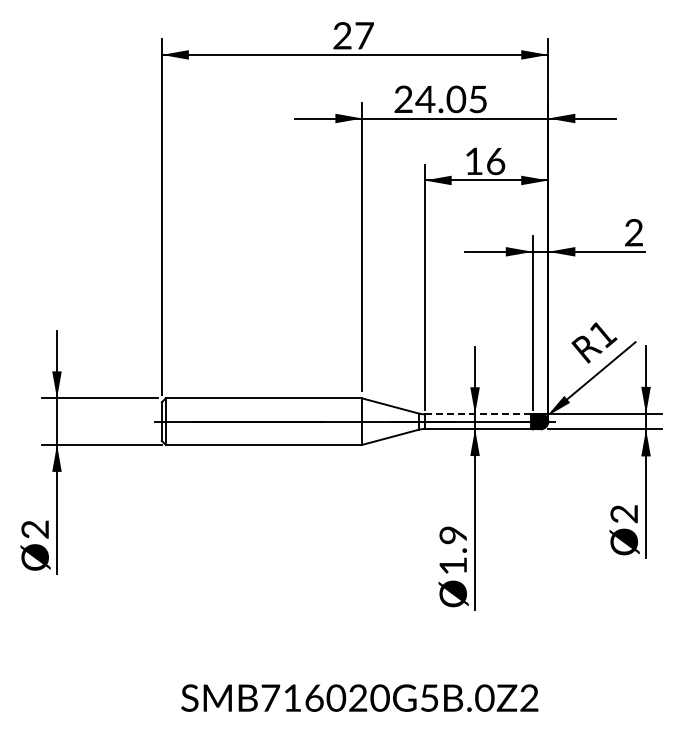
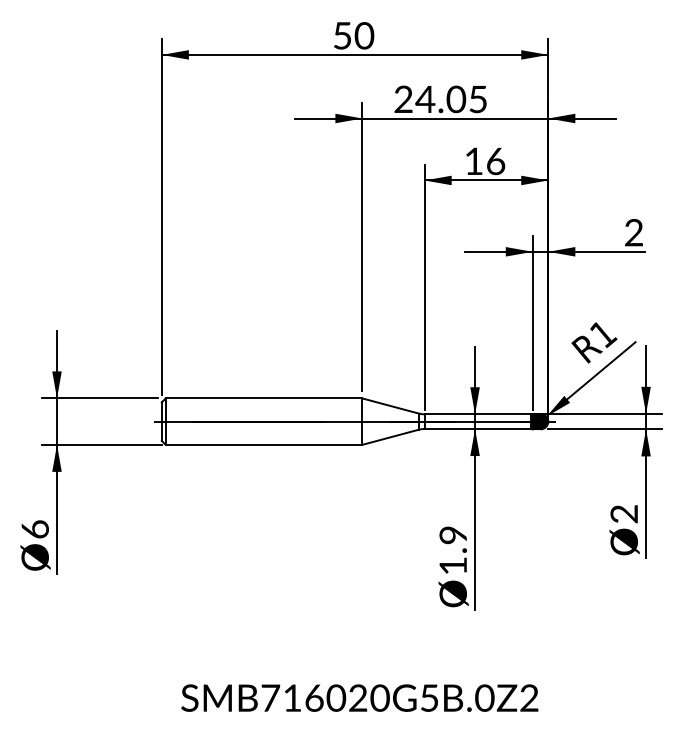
text: 27 -> 50 (353, 35)
line: dashed -> solid (478, 414)
text: 2 -> 6 (34, 529)
